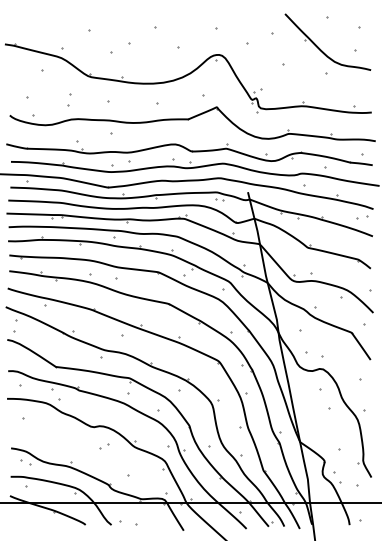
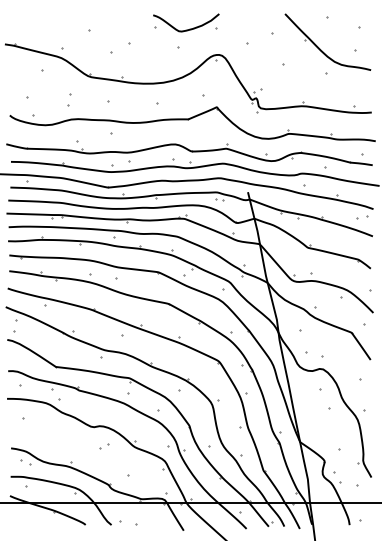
curve: none -> present (189, 28)
